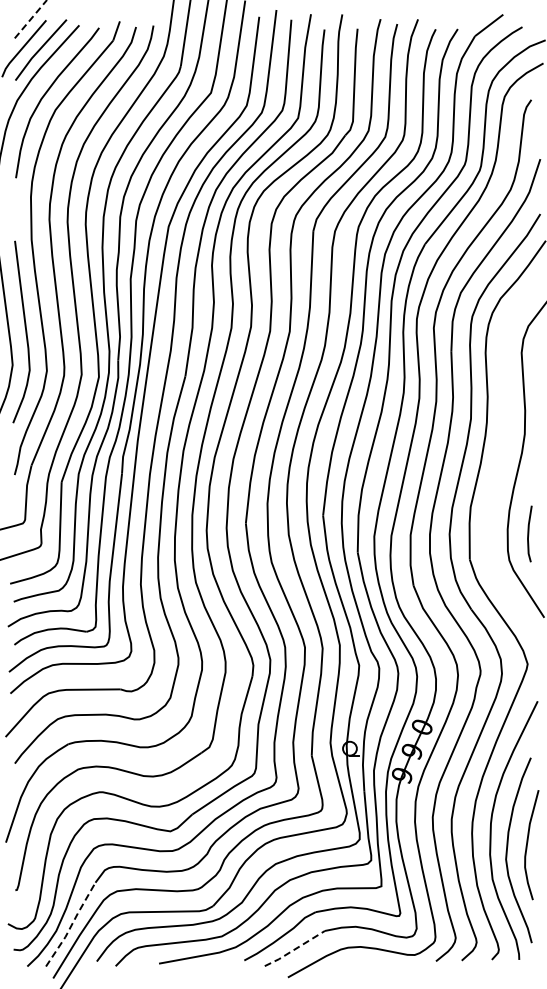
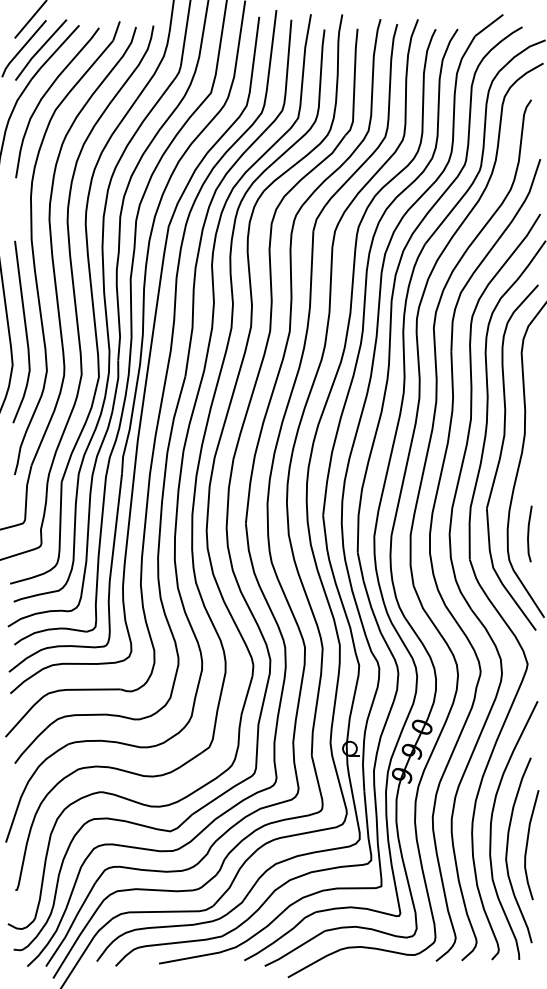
line: dashed -> solid (31, 18)
part: none -> present (501, 456)
line: dashed -> solid (71, 924)
line: dashed -> solid (295, 949)
